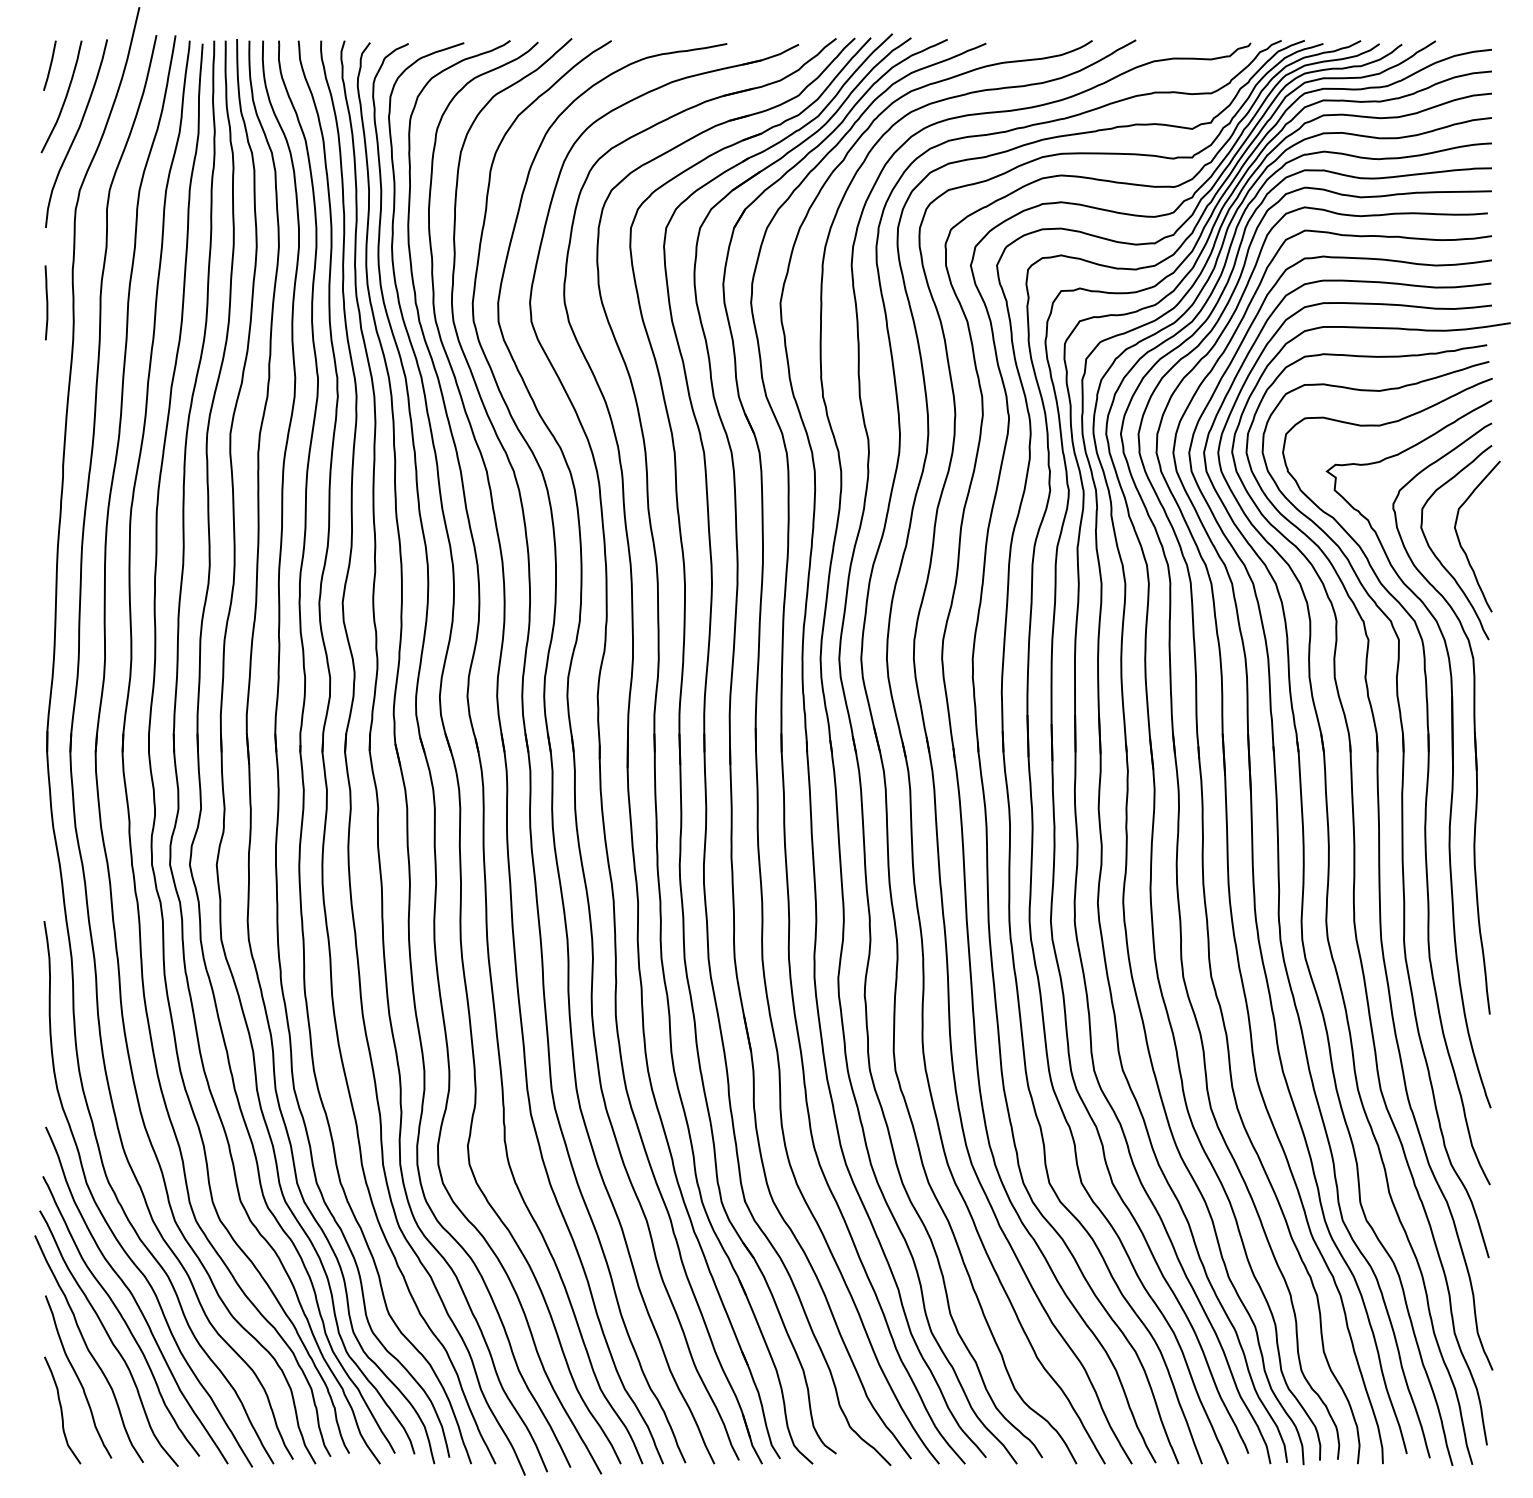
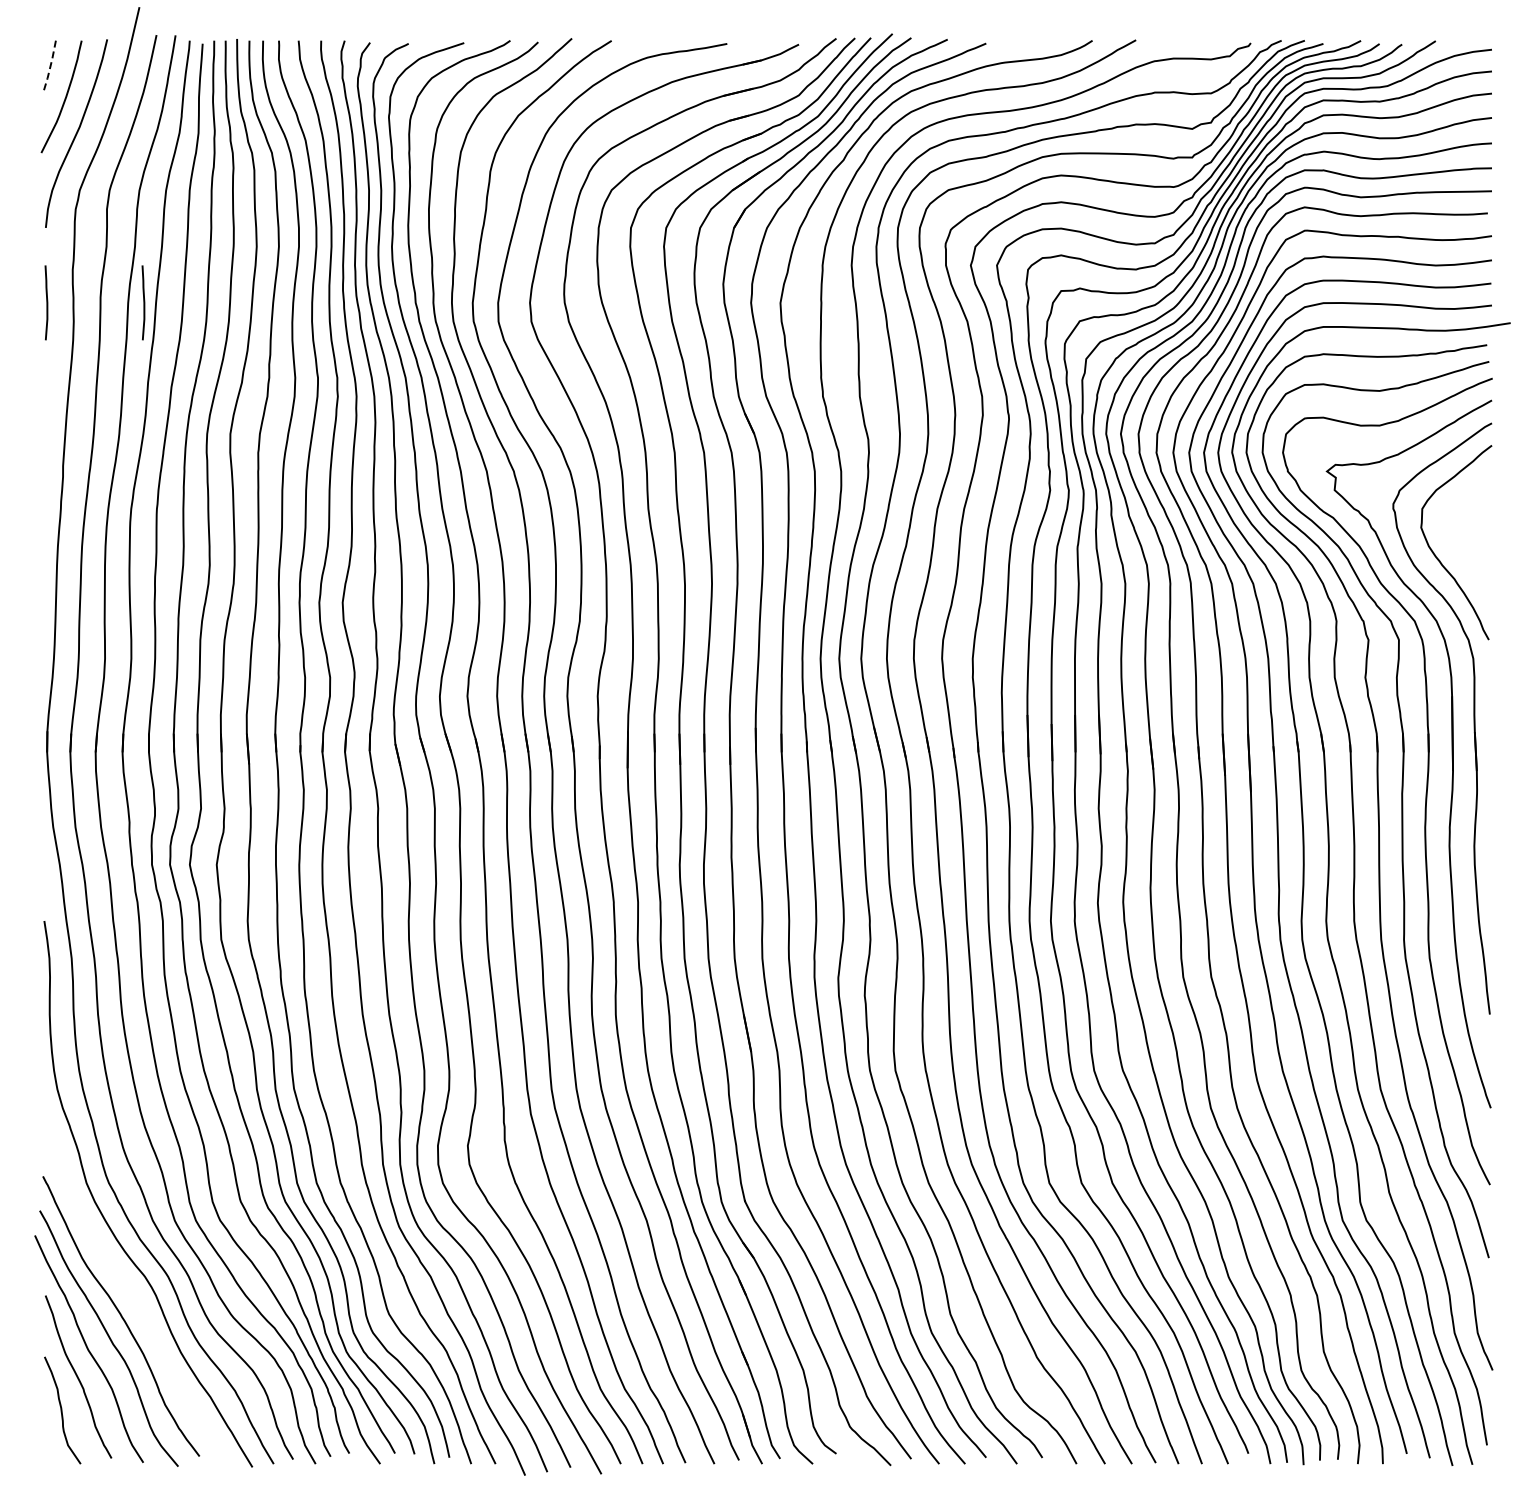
line: solid -> dashed (50, 65)
curve: none -> present (143, 302)
curve: present -> none (1460, 541)
curve: present -> none (134, 1296)
